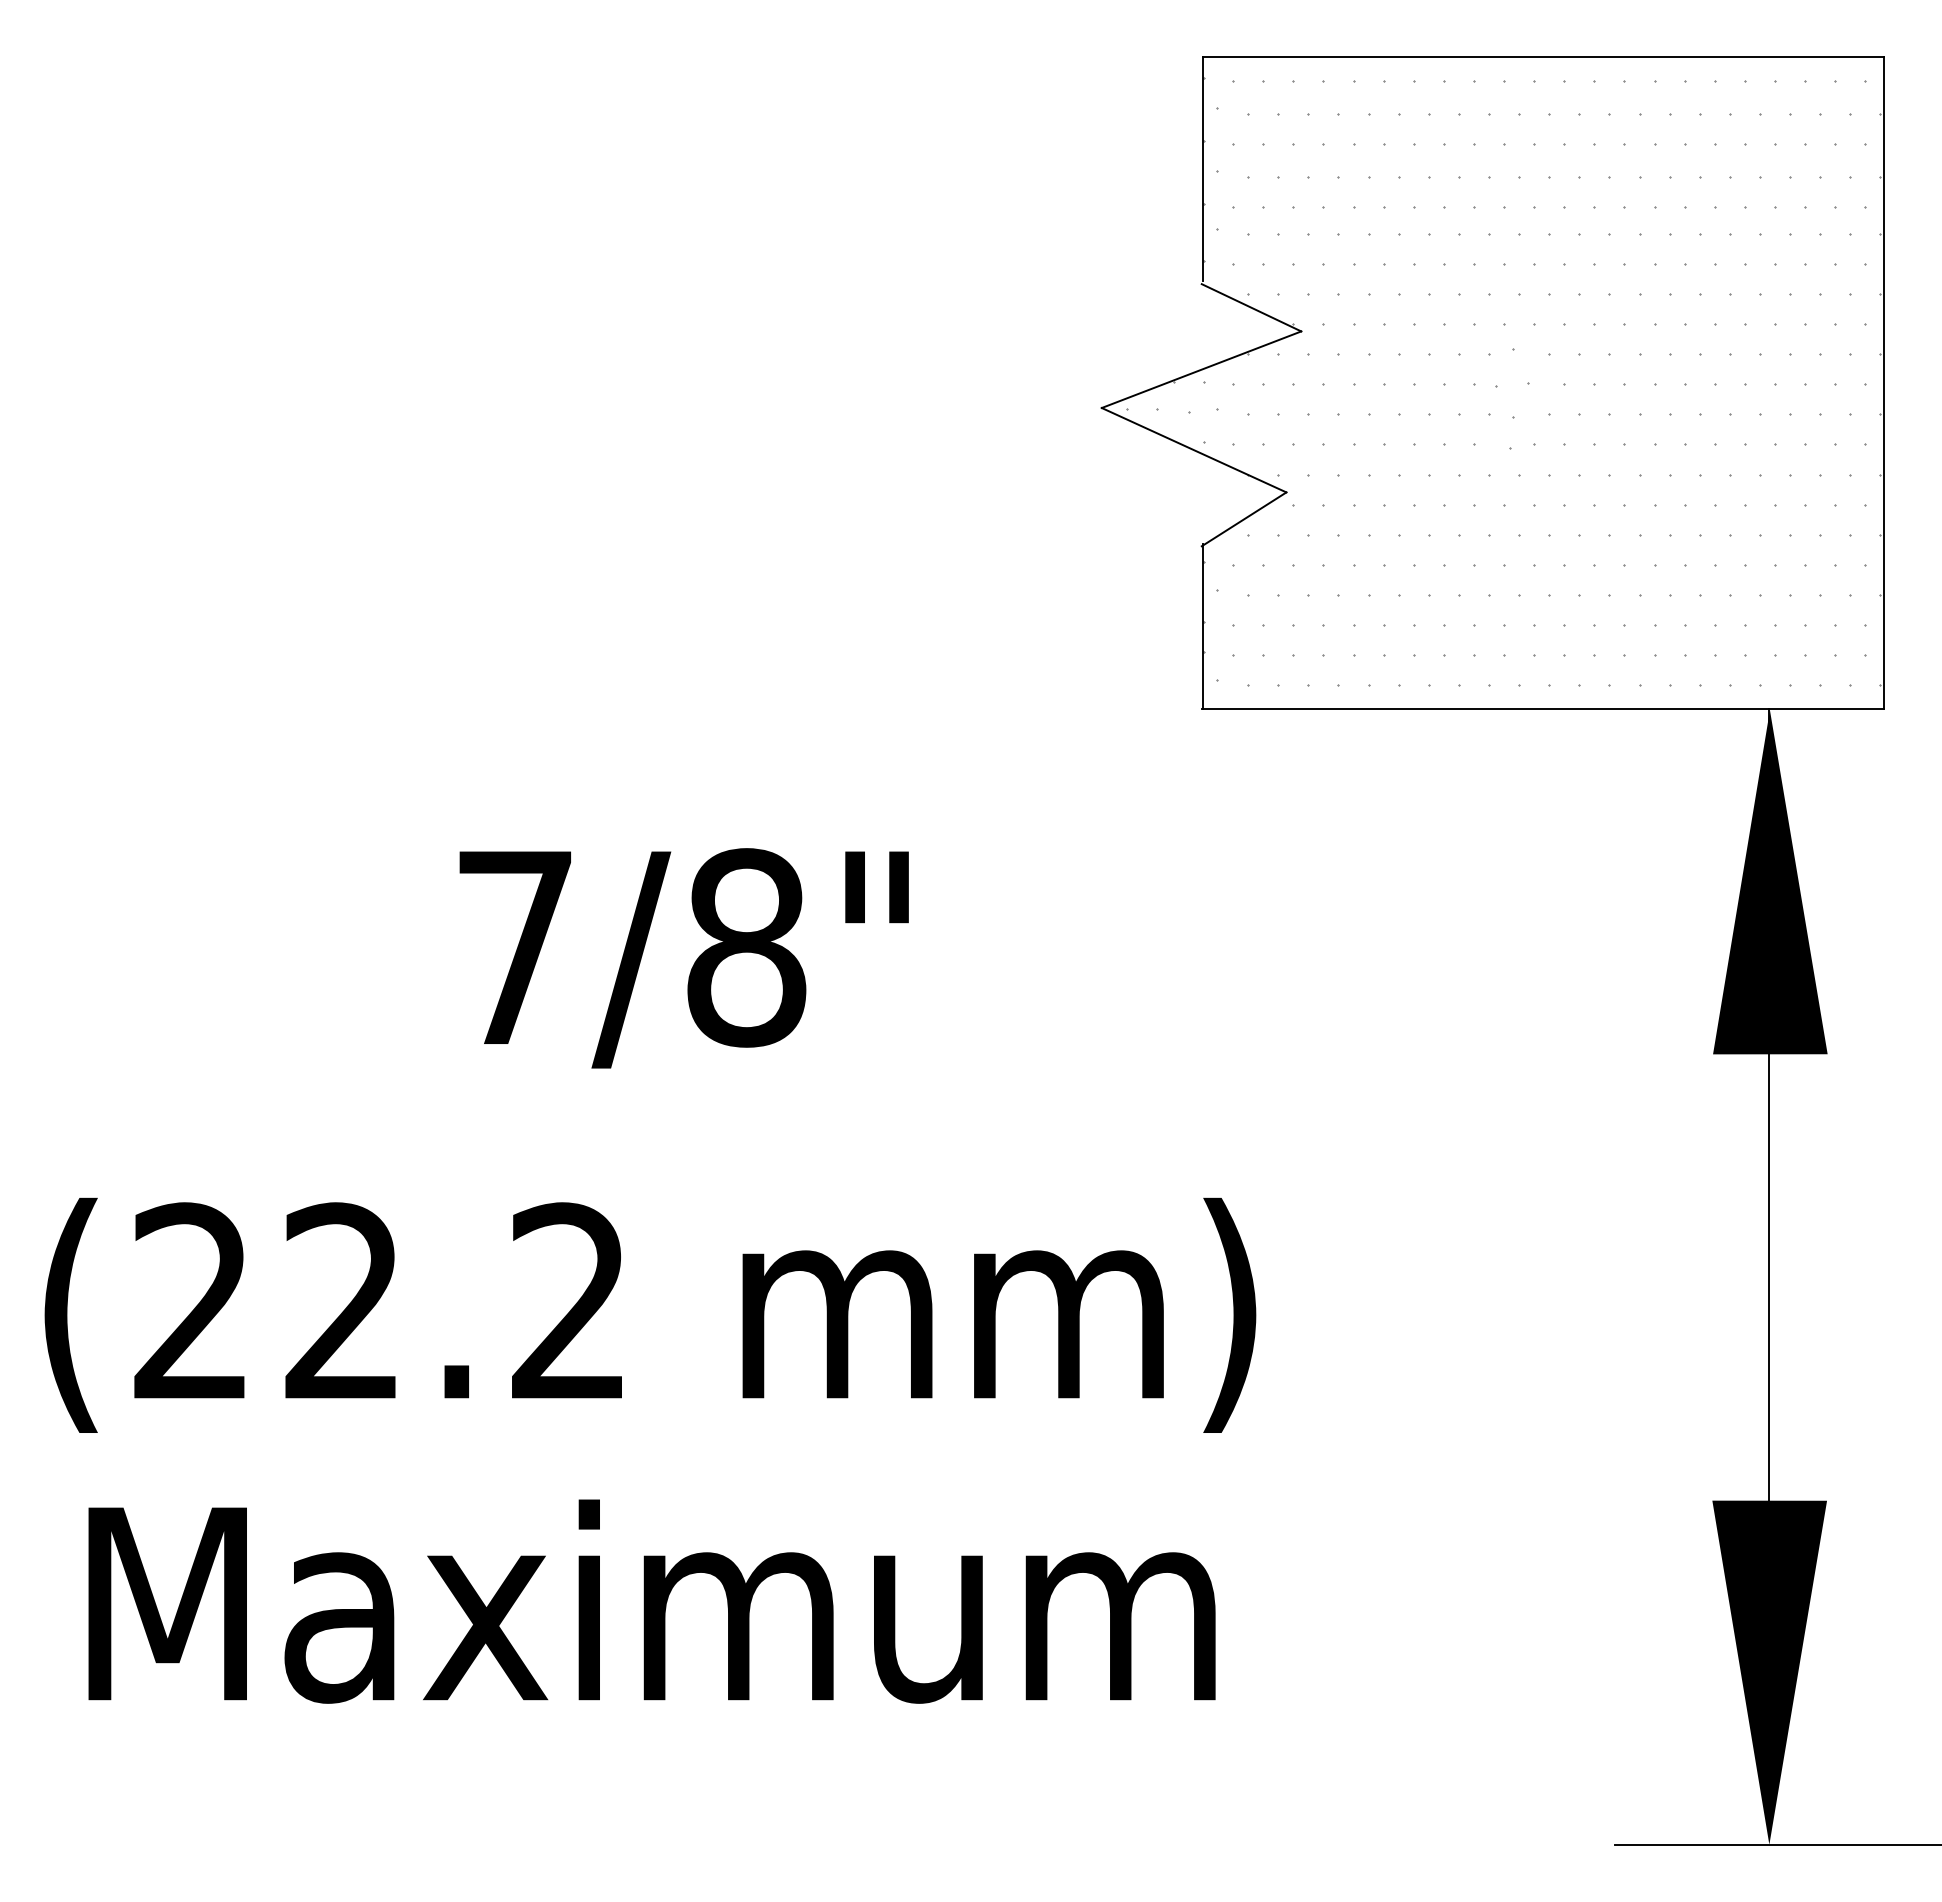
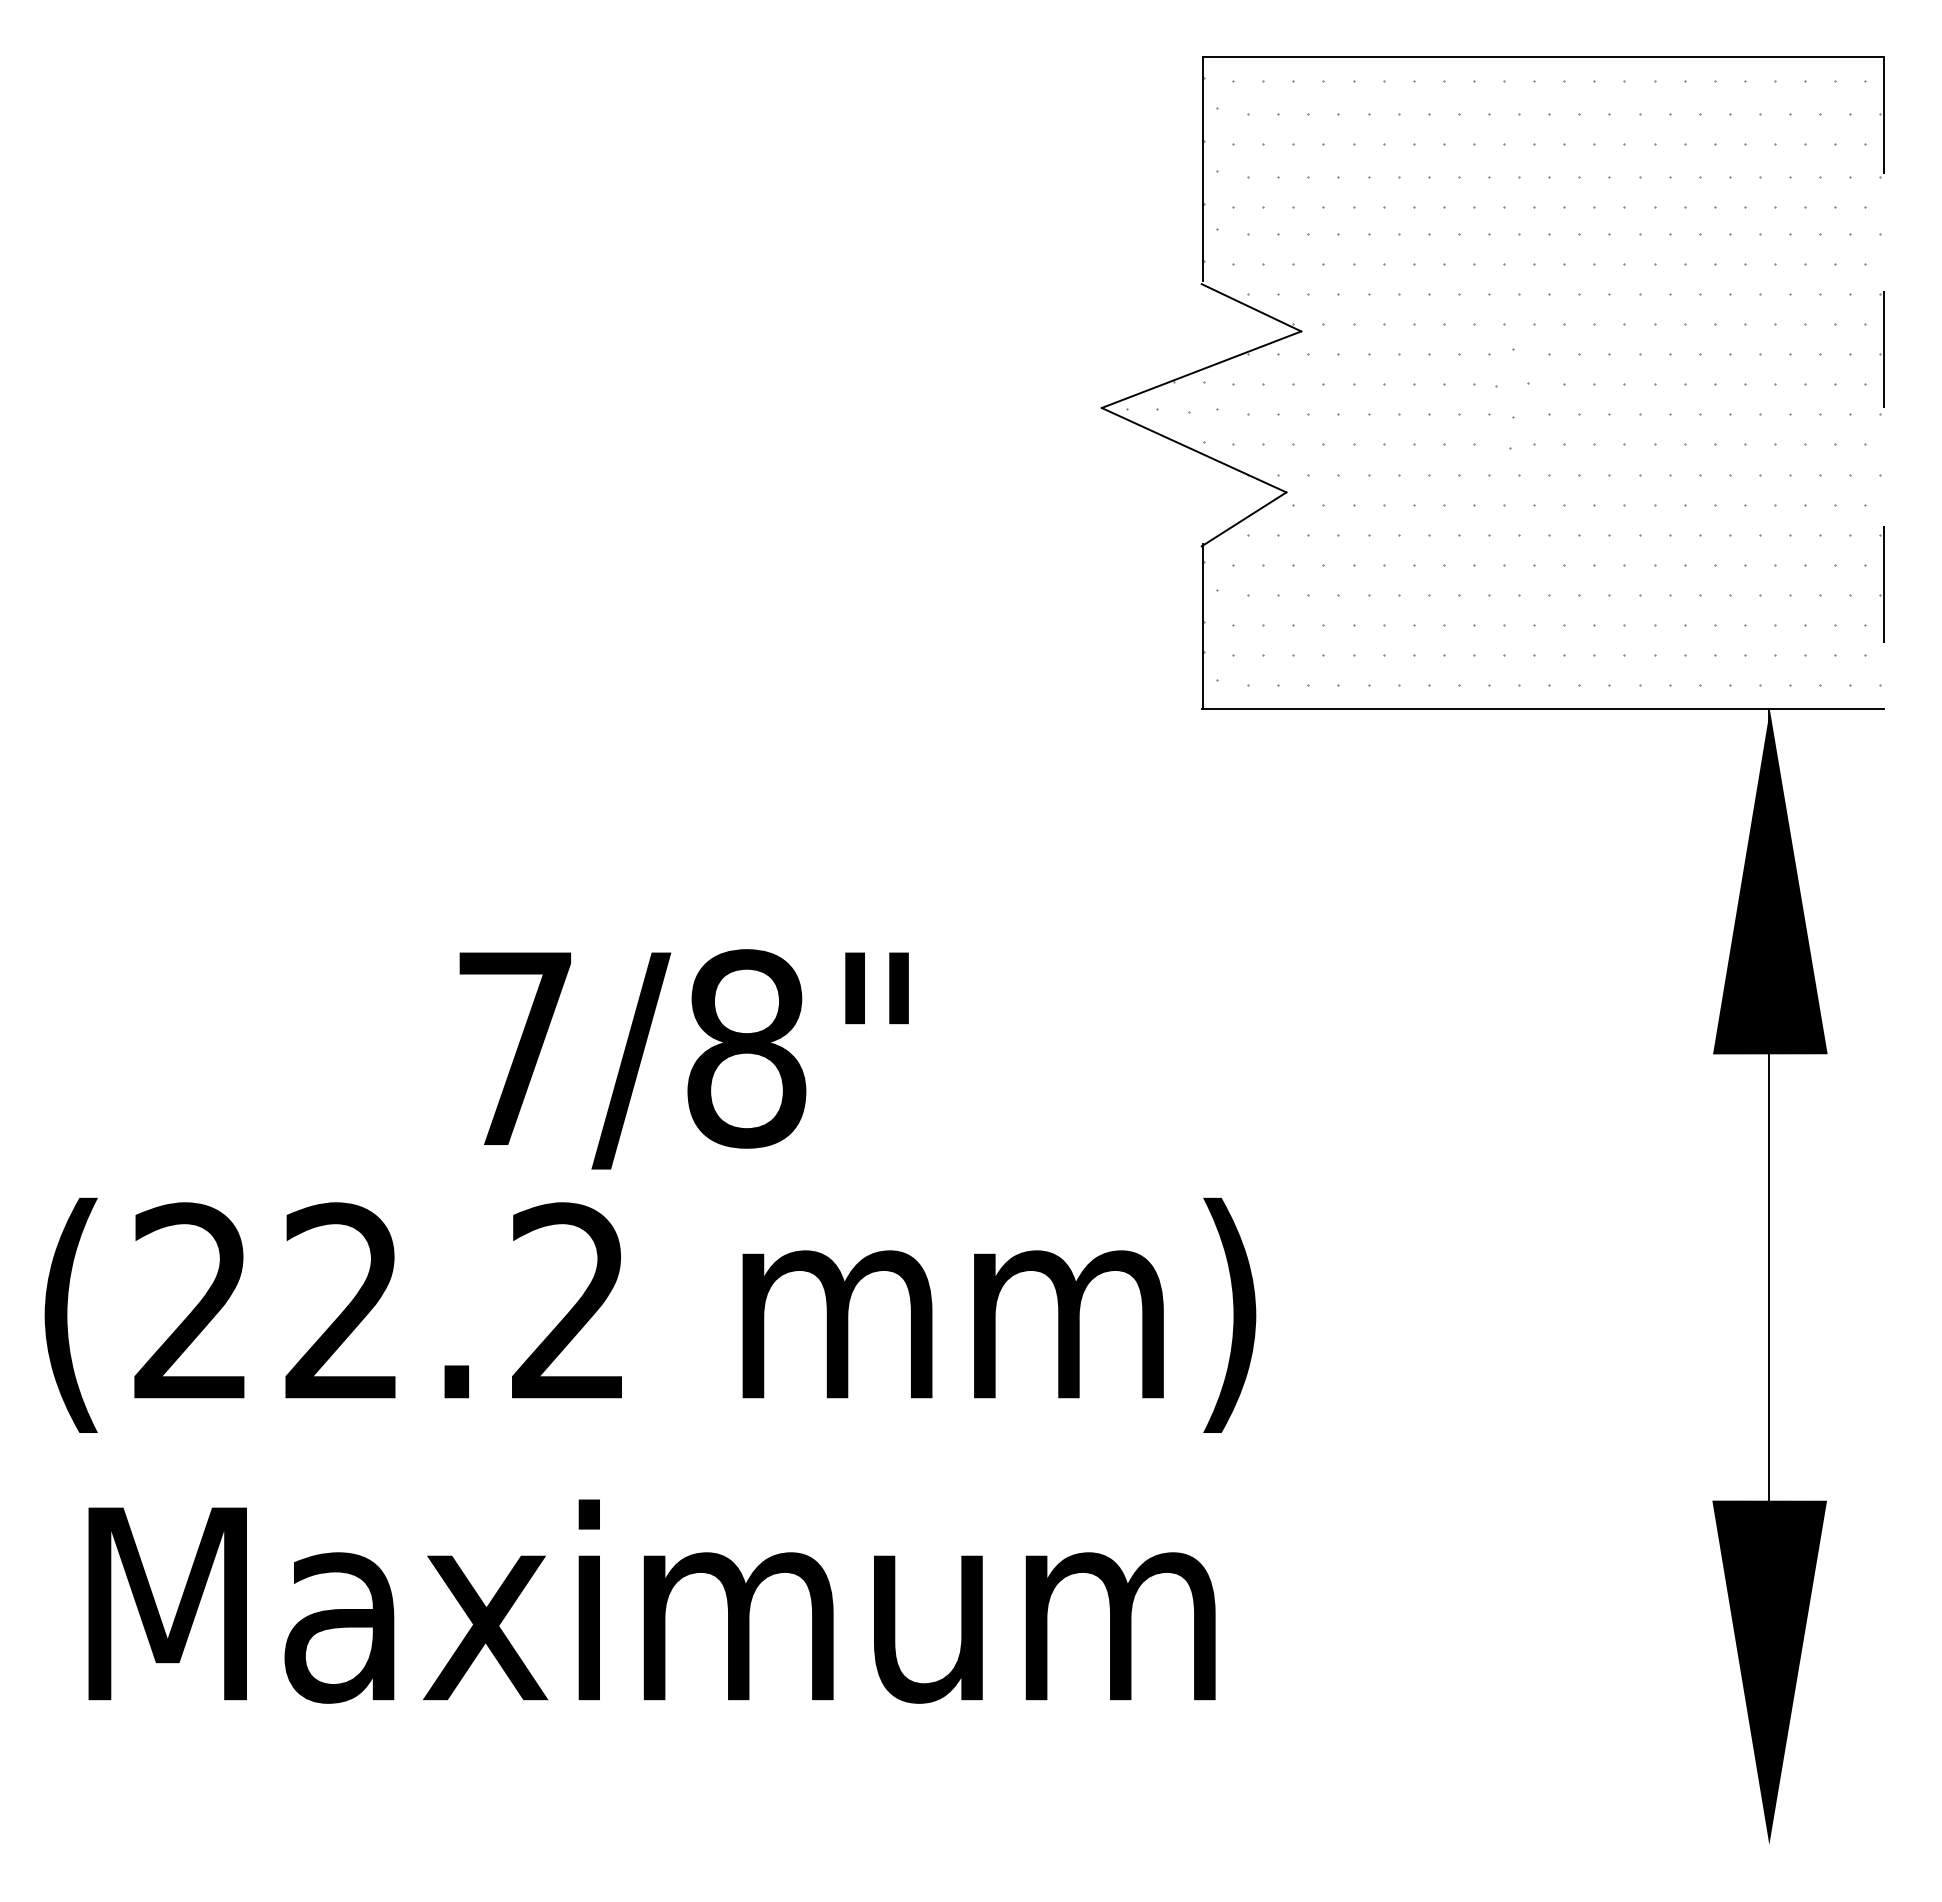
line: solid -> dashed (1883, 383)
text position: (683, 958) -> (683, 1059) (683, 1059)
line: present -> none (1776, 1845)
